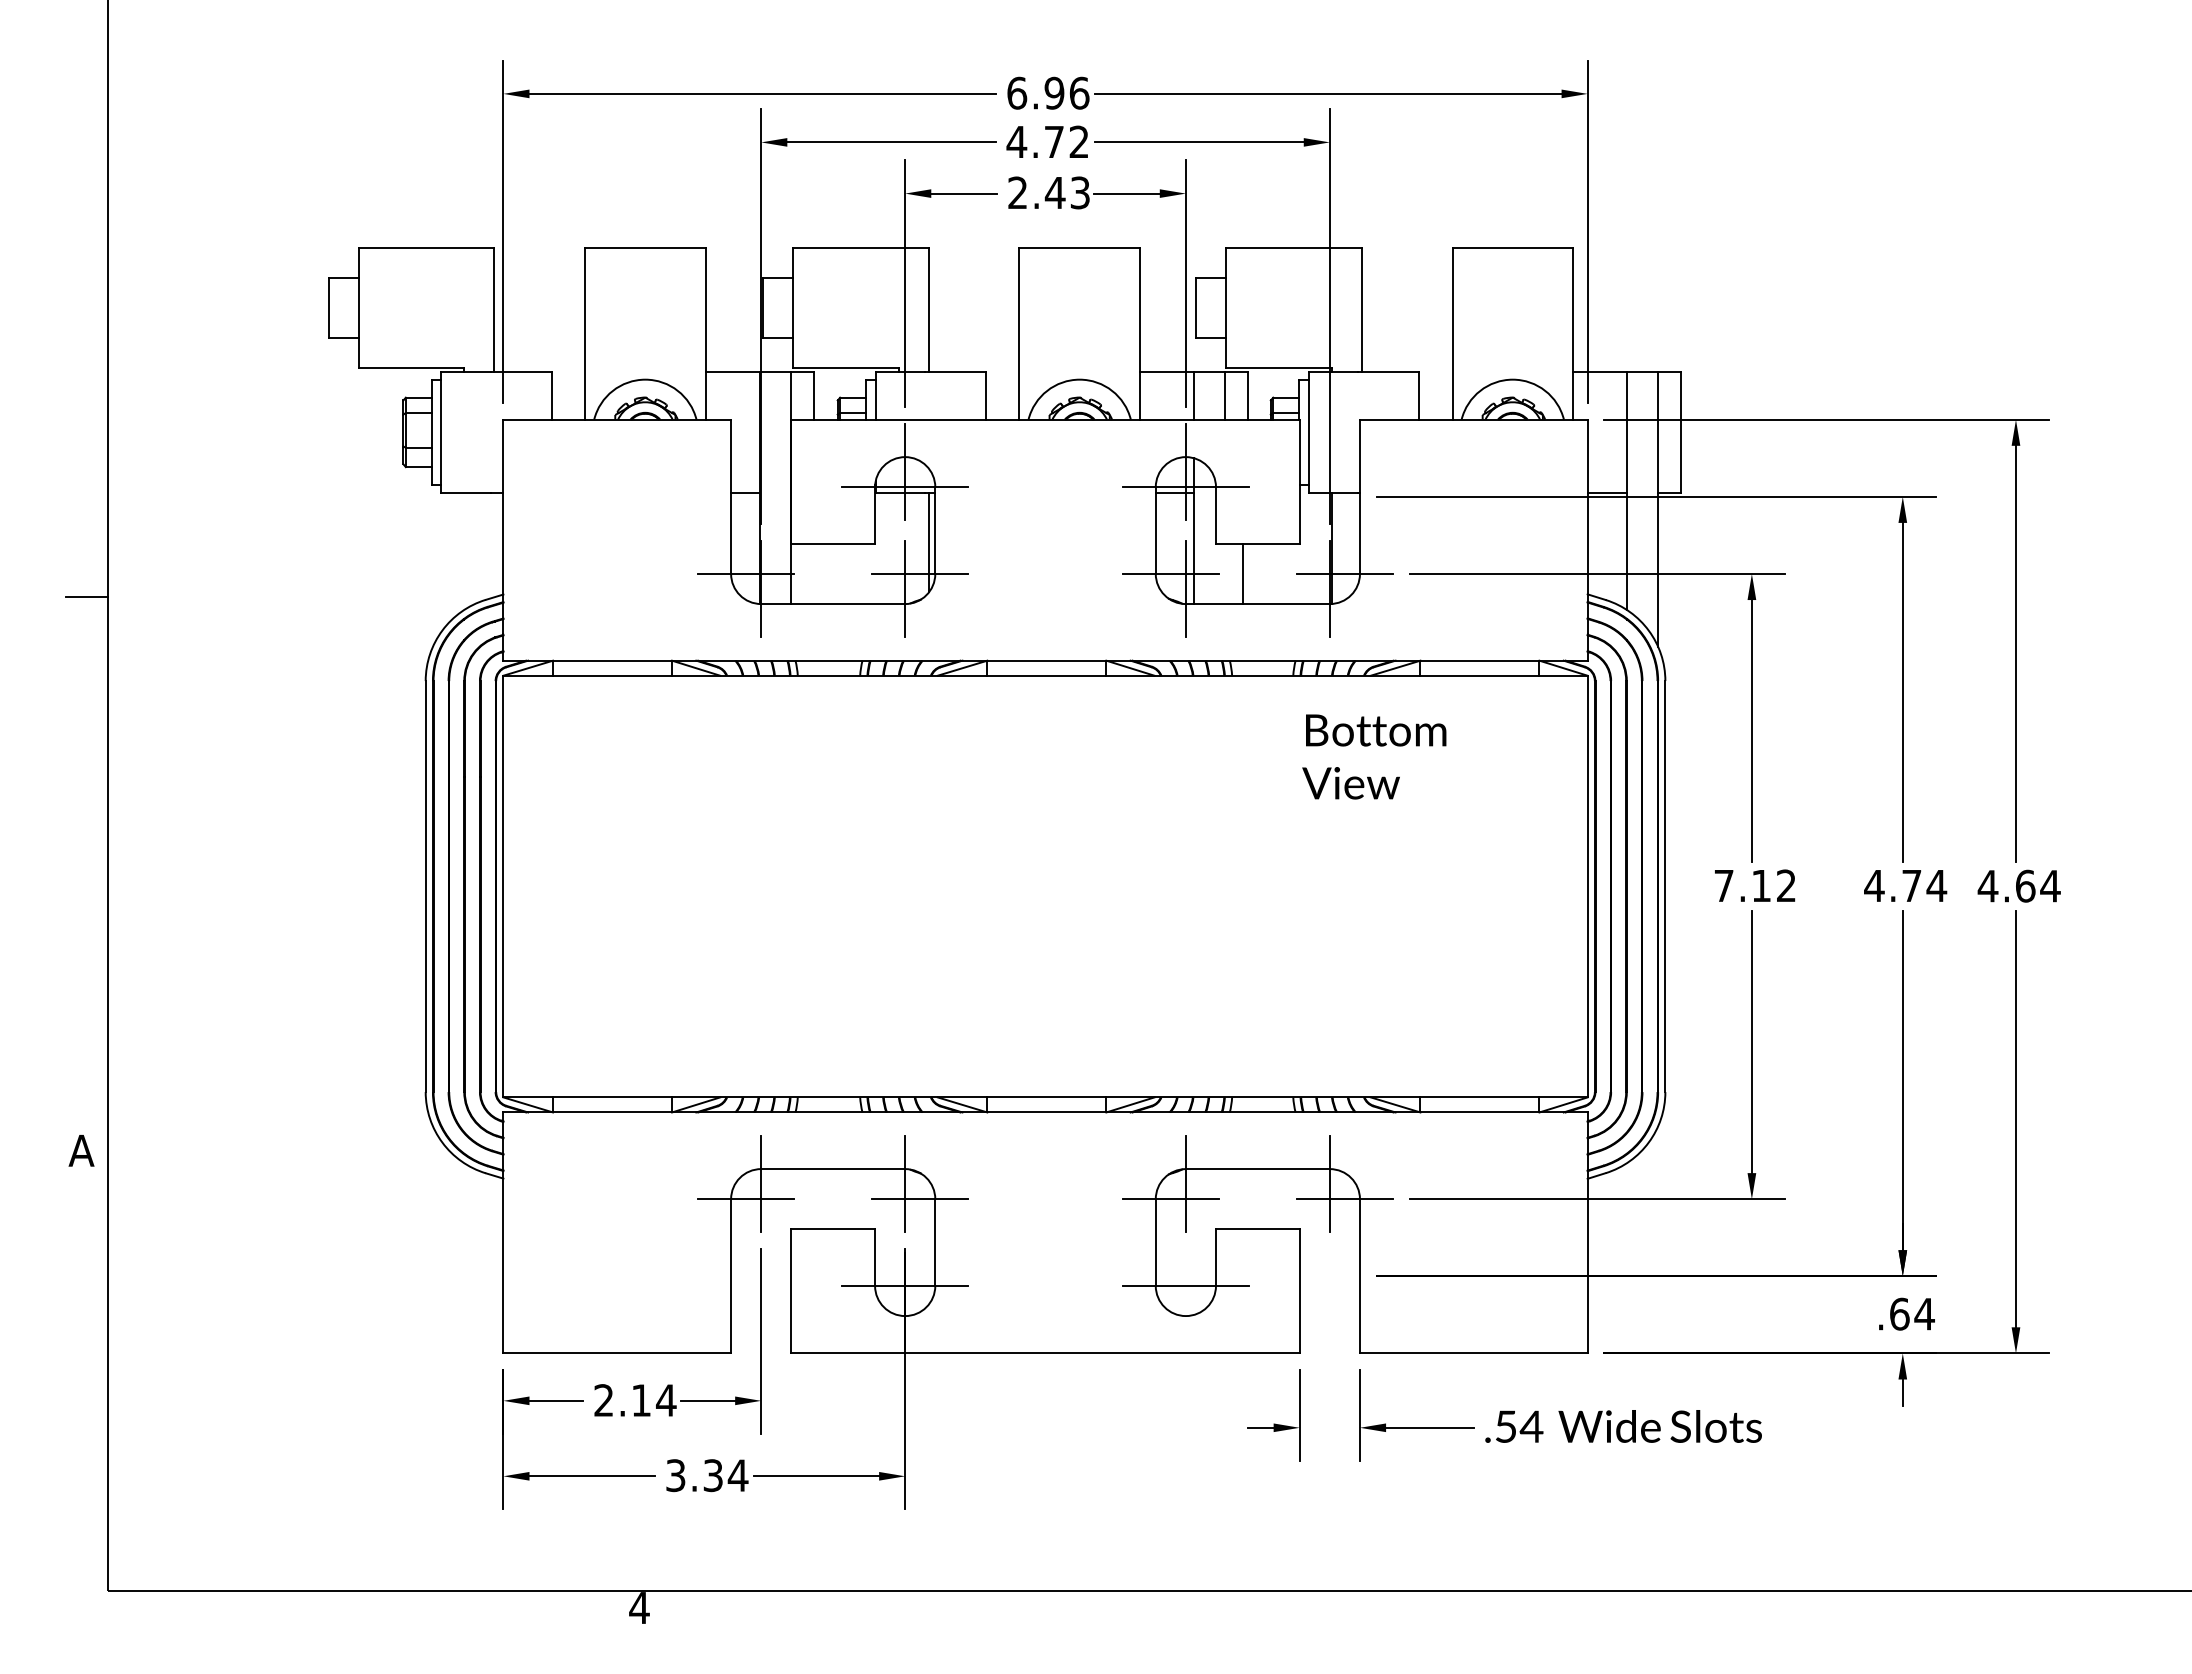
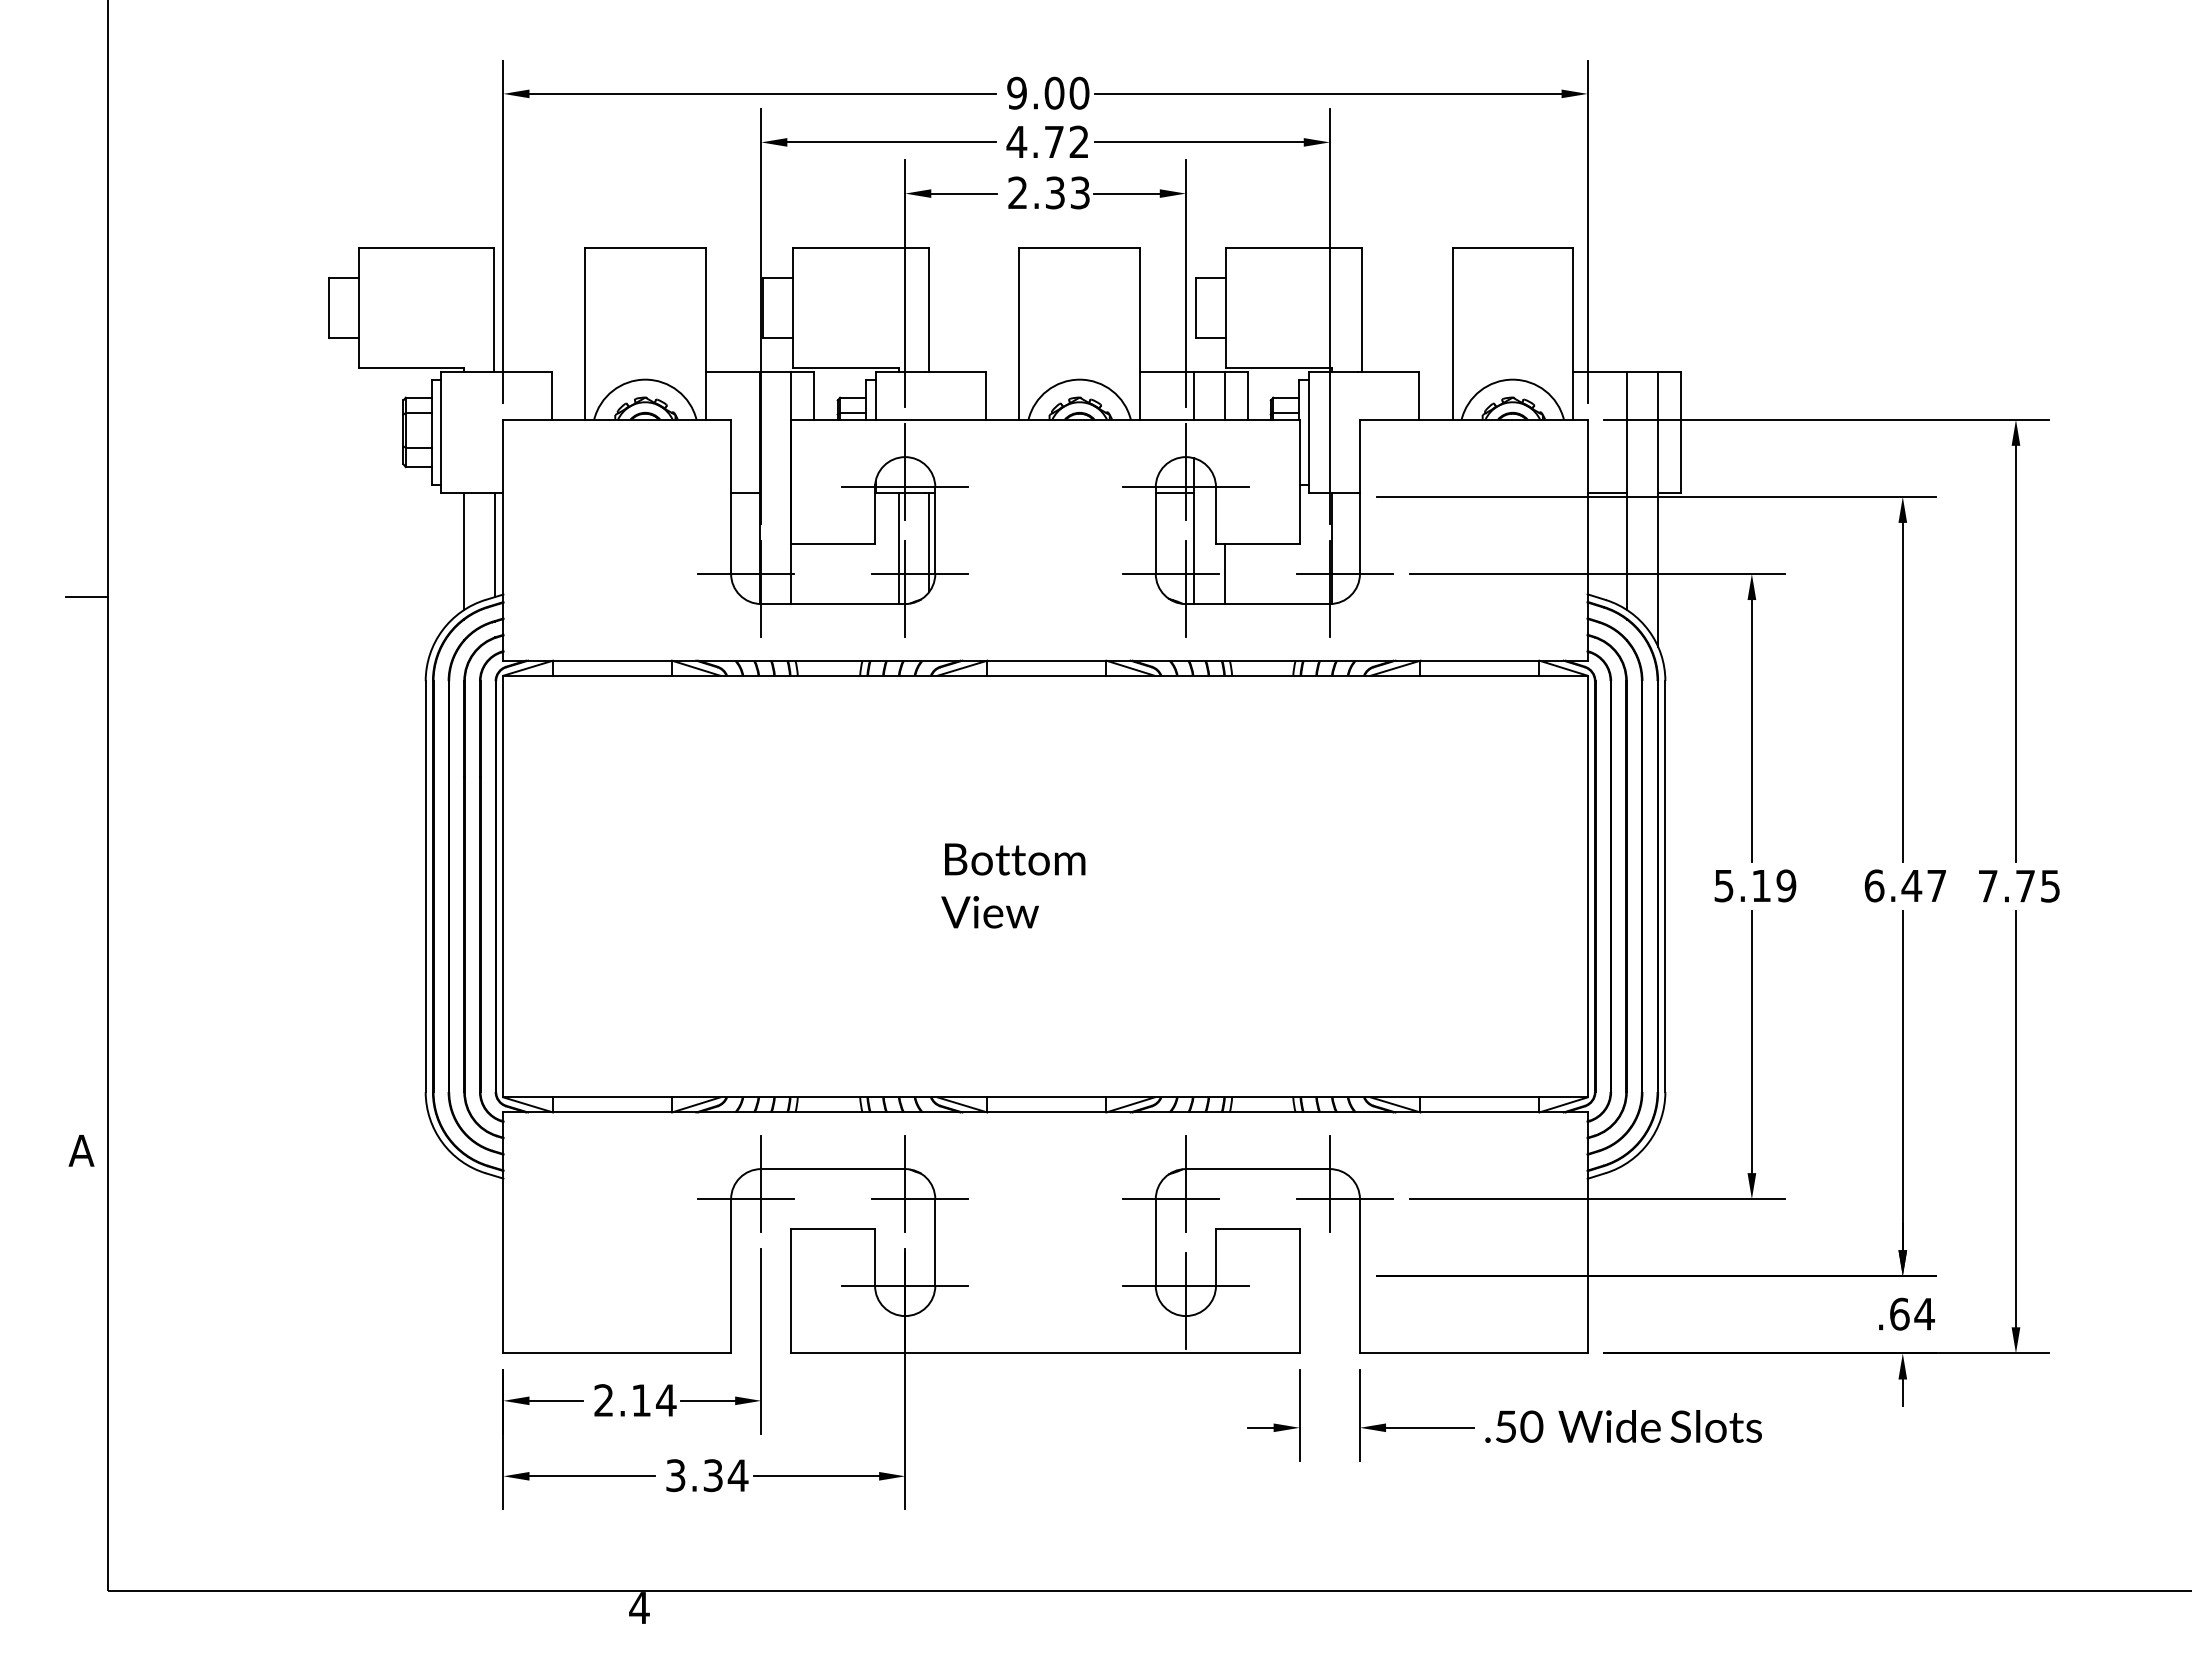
text: 6.96 -> 9.00 (1048, 92)
text: 2.43 -> 2.33 (1054, 192)
line: none -> present (495, 544)
line: none -> present (898, 548)
line: none -> present (464, 550)
line position: (1243, 573) -> (1225, 573) (1225, 573)
text position: (1374, 756) -> (1013, 885) (1013, 885)
text: 7.12 -> 5.19 (1755, 885)
text: 4.74 -> 6.47 (1905, 885)
text: 4.64 -> 7.75 (2018, 885)
line: none -> present (1185, 1300)
text: .54 -> .50 (1531, 1426)
